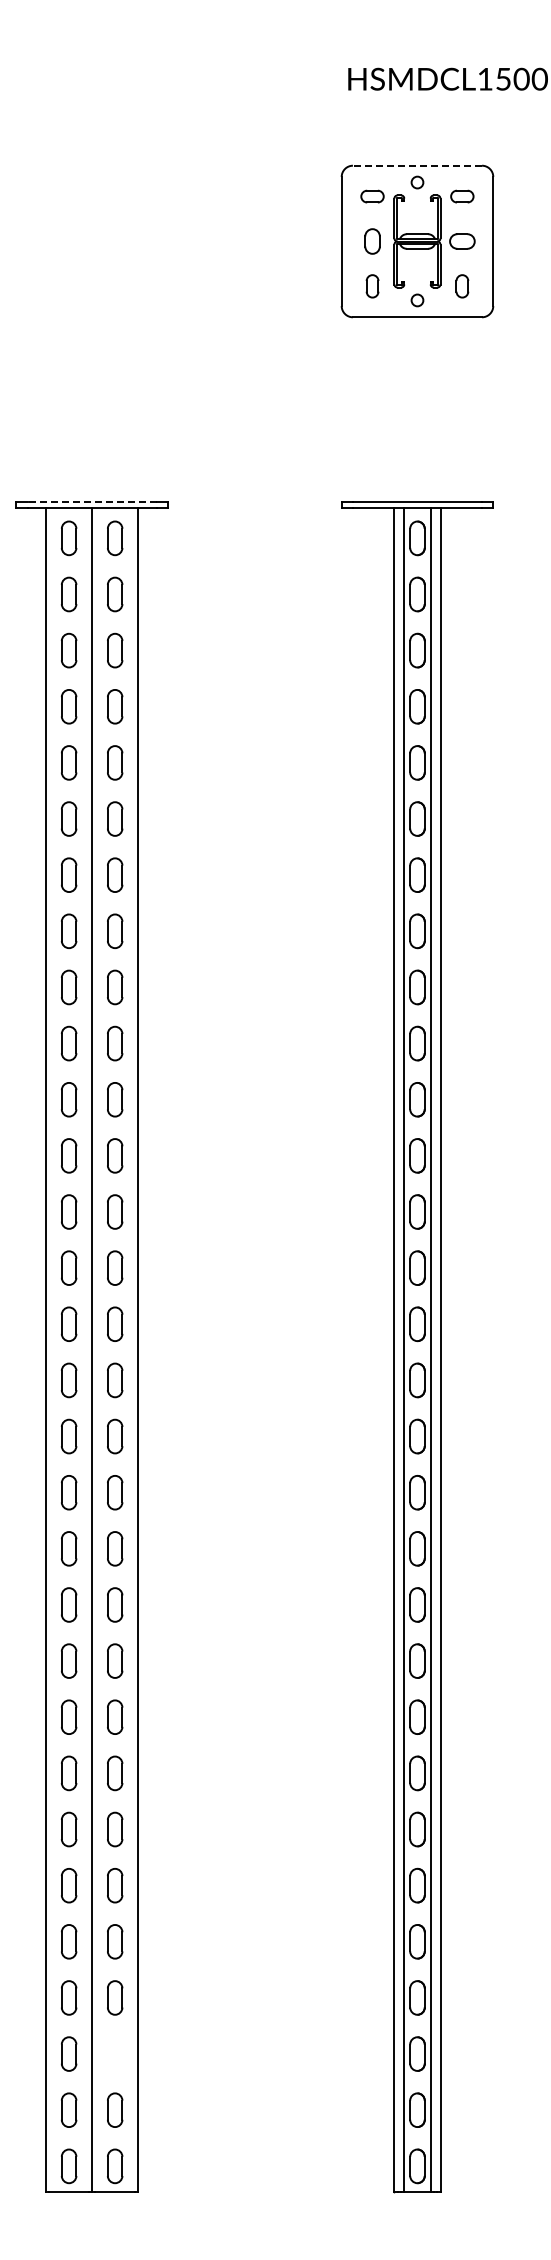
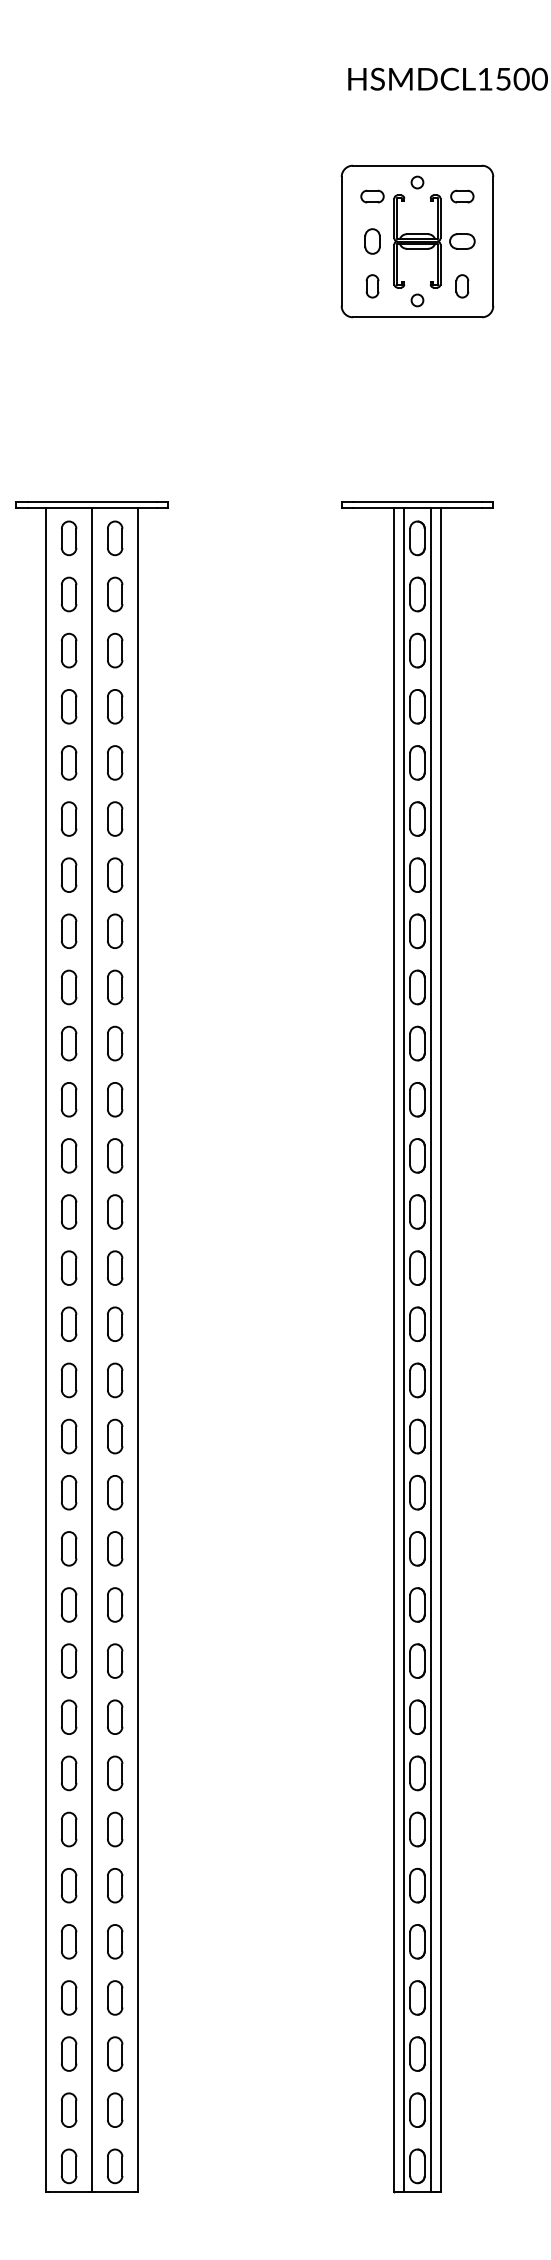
line: dashed -> solid (417, 165)
line: dashed -> solid (92, 502)
part: none -> present (115, 2053)
